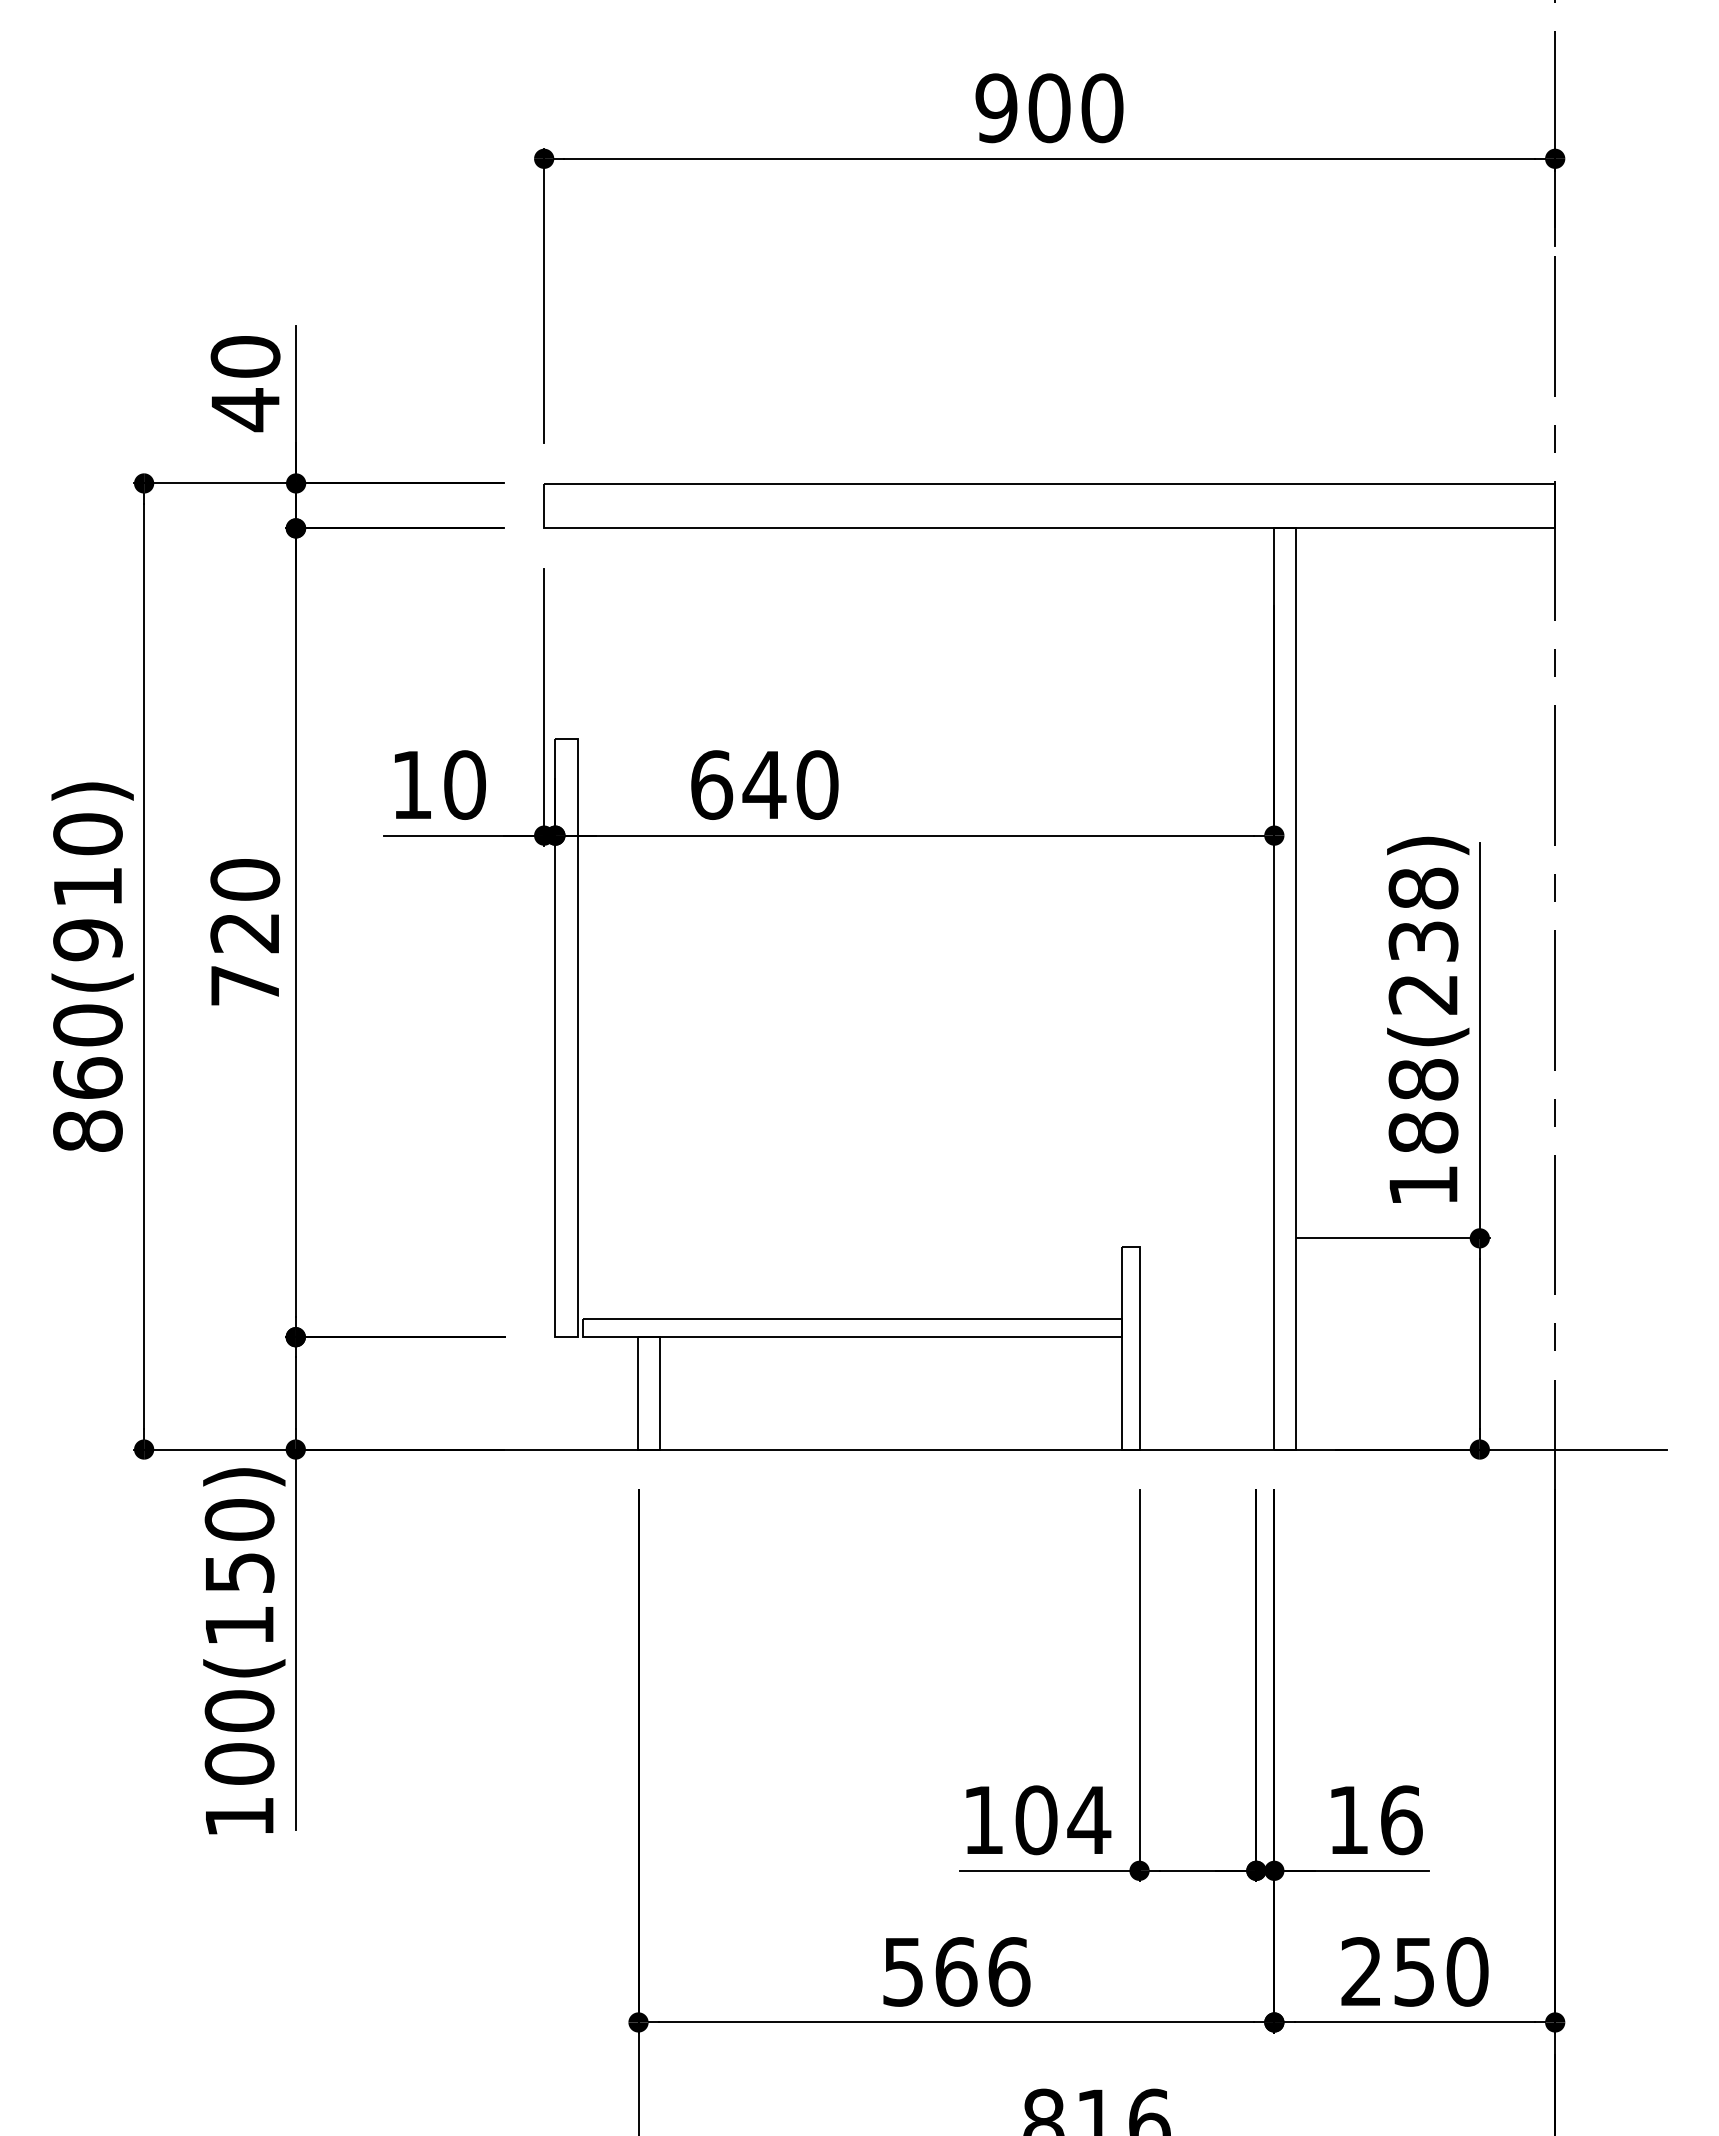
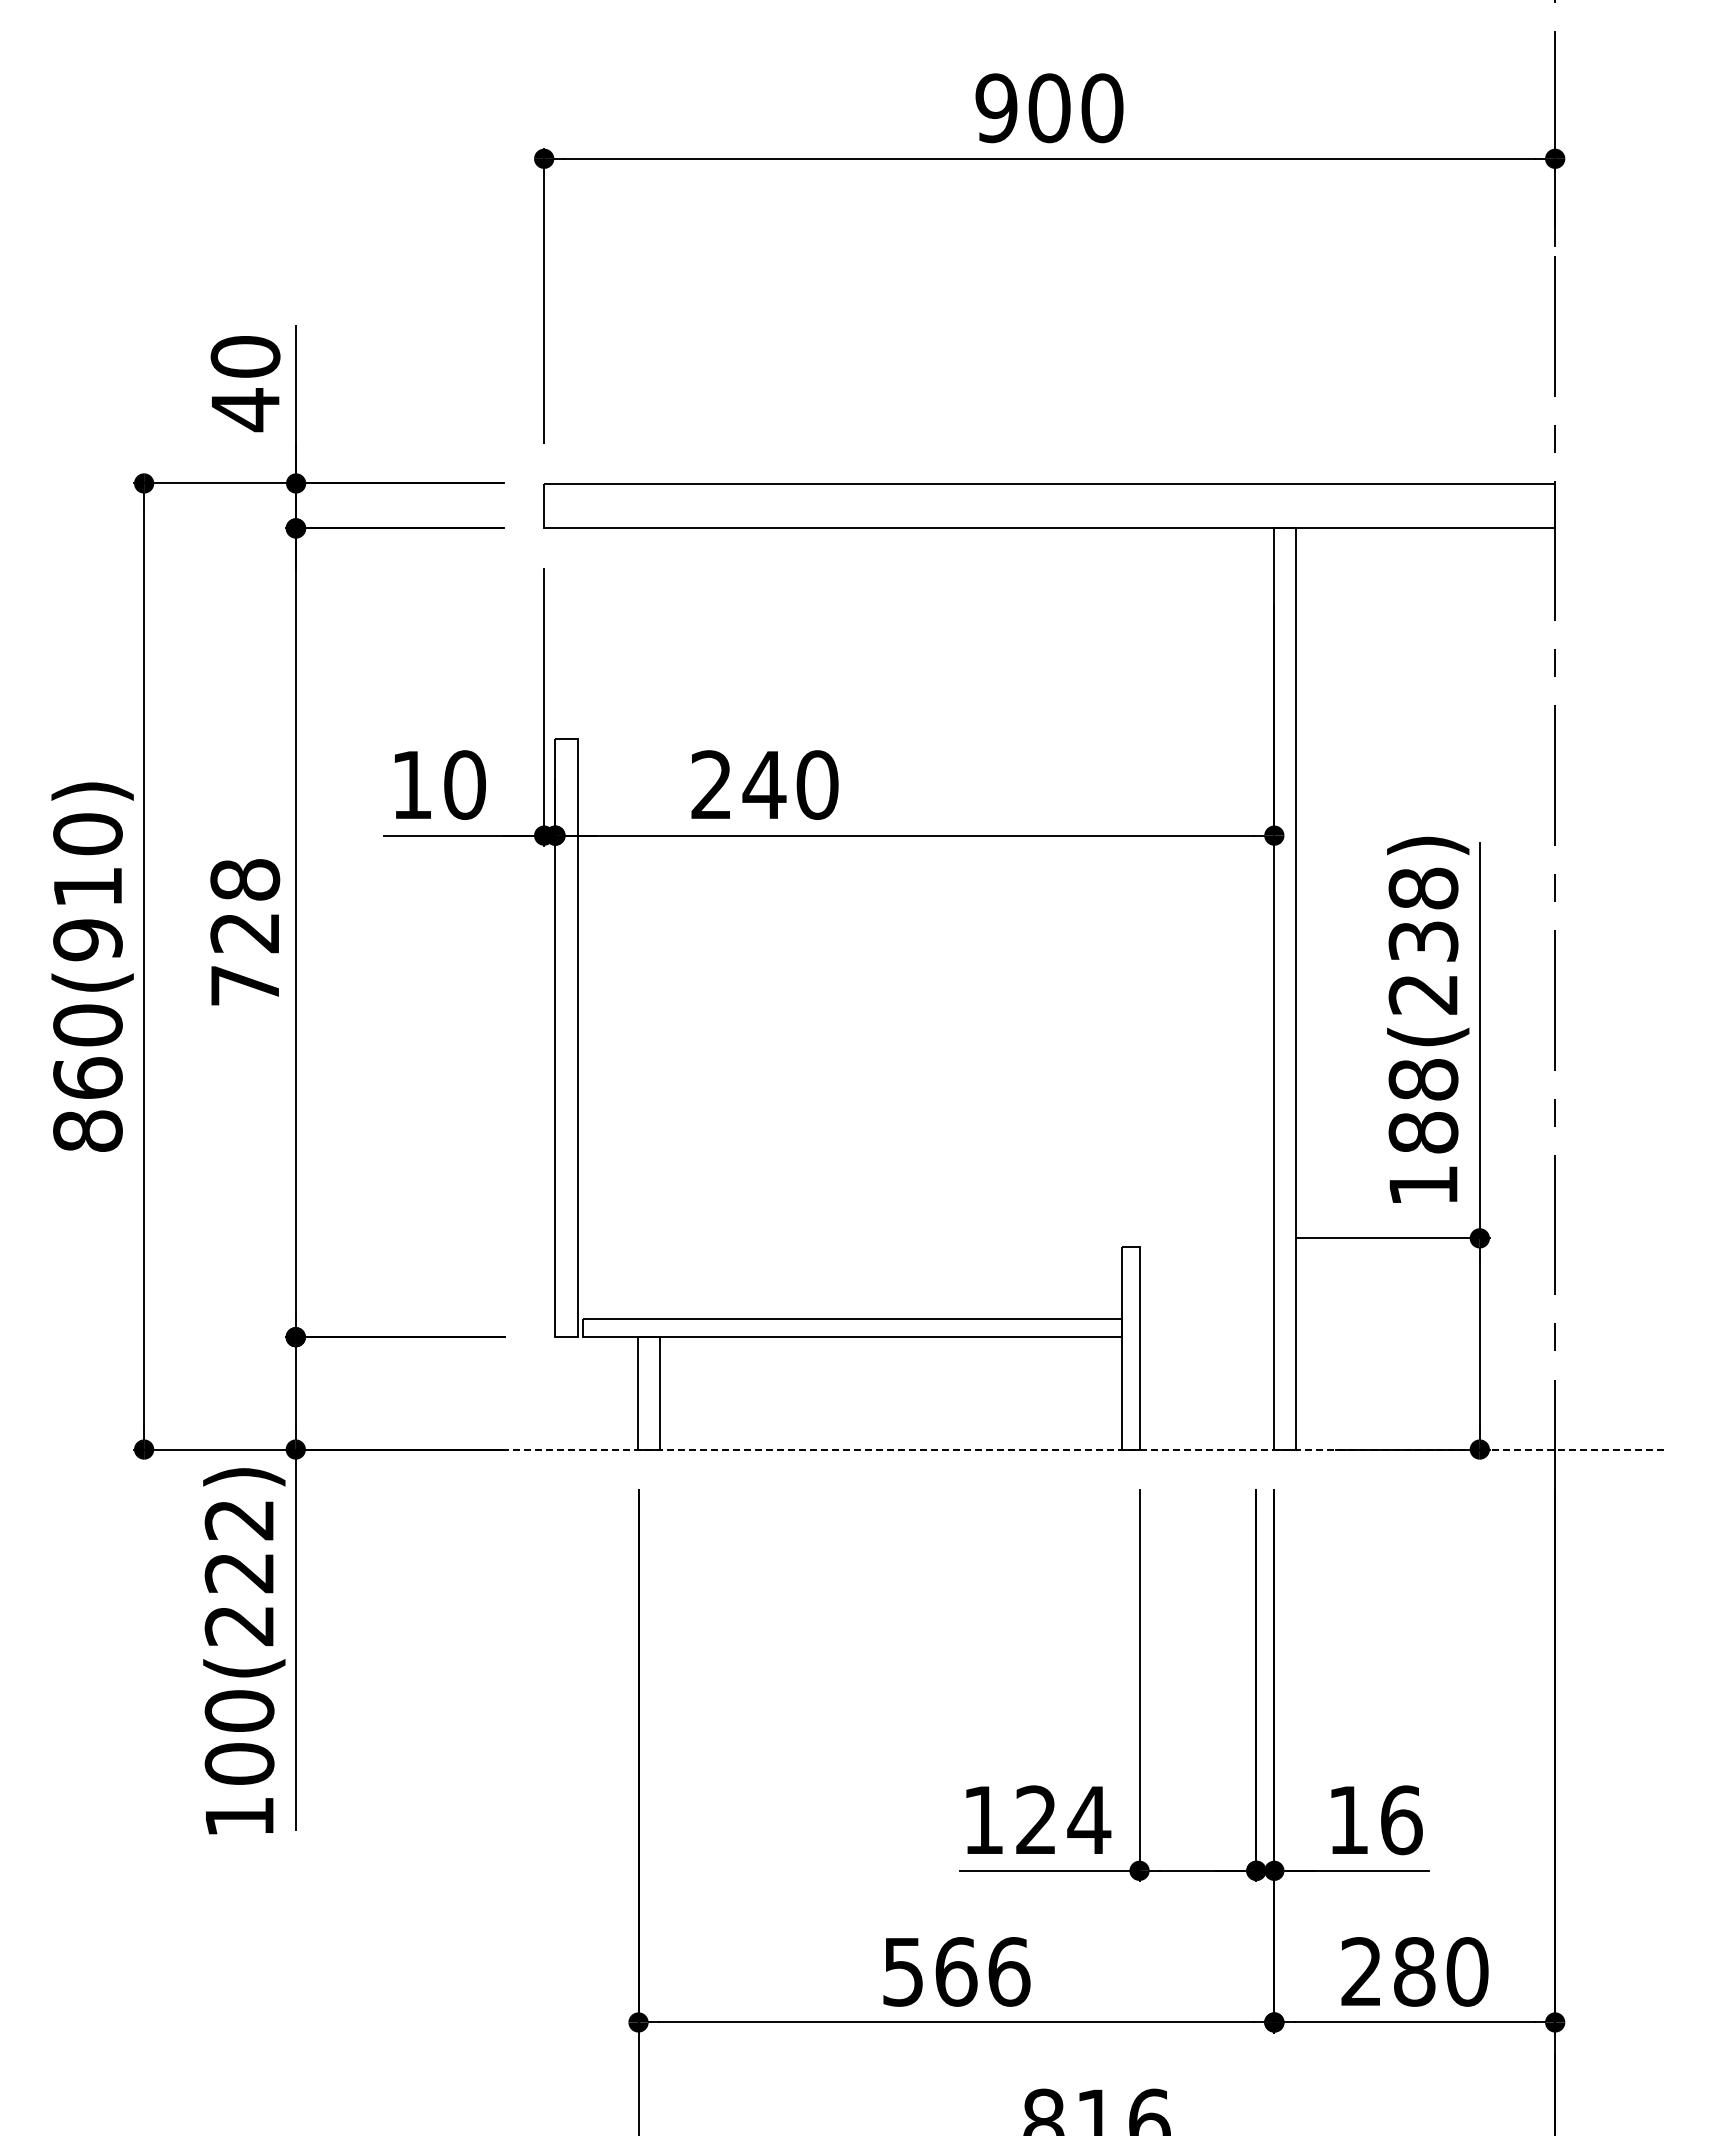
text: 640 -> 240 (712, 784)
text: 720 -> 728 (244, 879)
line: solid -> dashed (1035, 1449)
text: 100(150) -> 100(222) (239, 1572)
text: 104 -> 124 (1036, 1820)
text: 250 -> 280 (1414, 1971)
